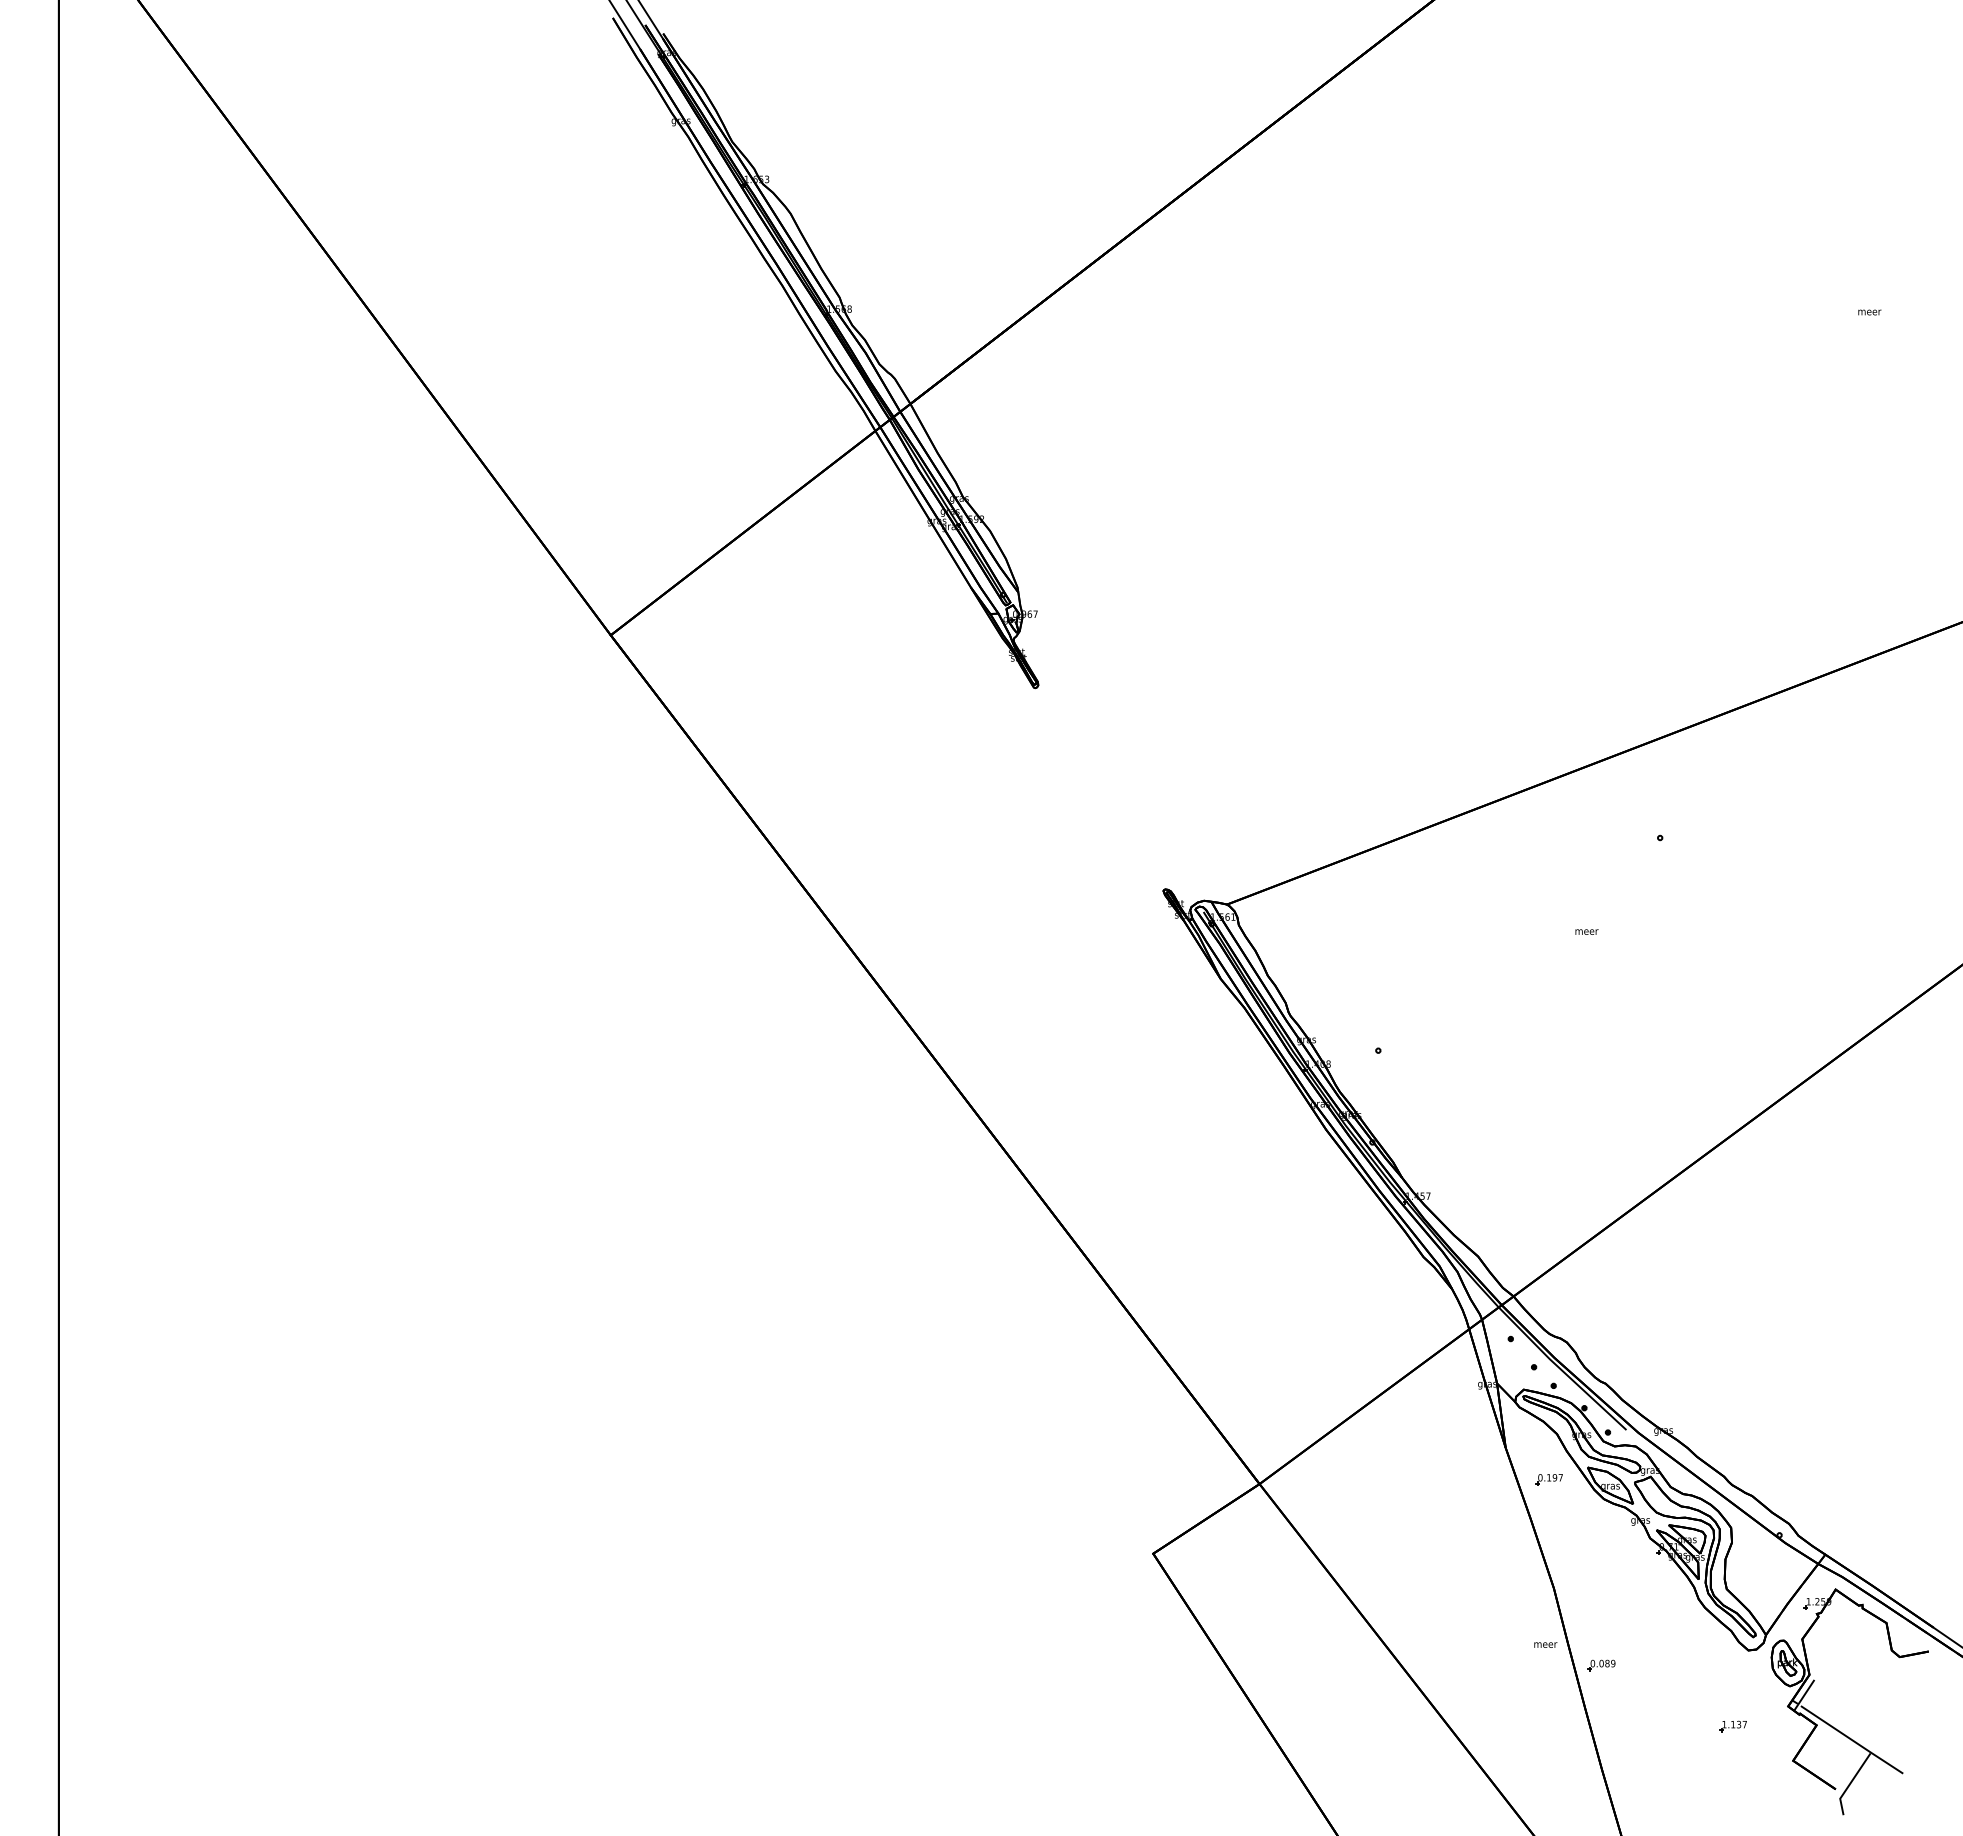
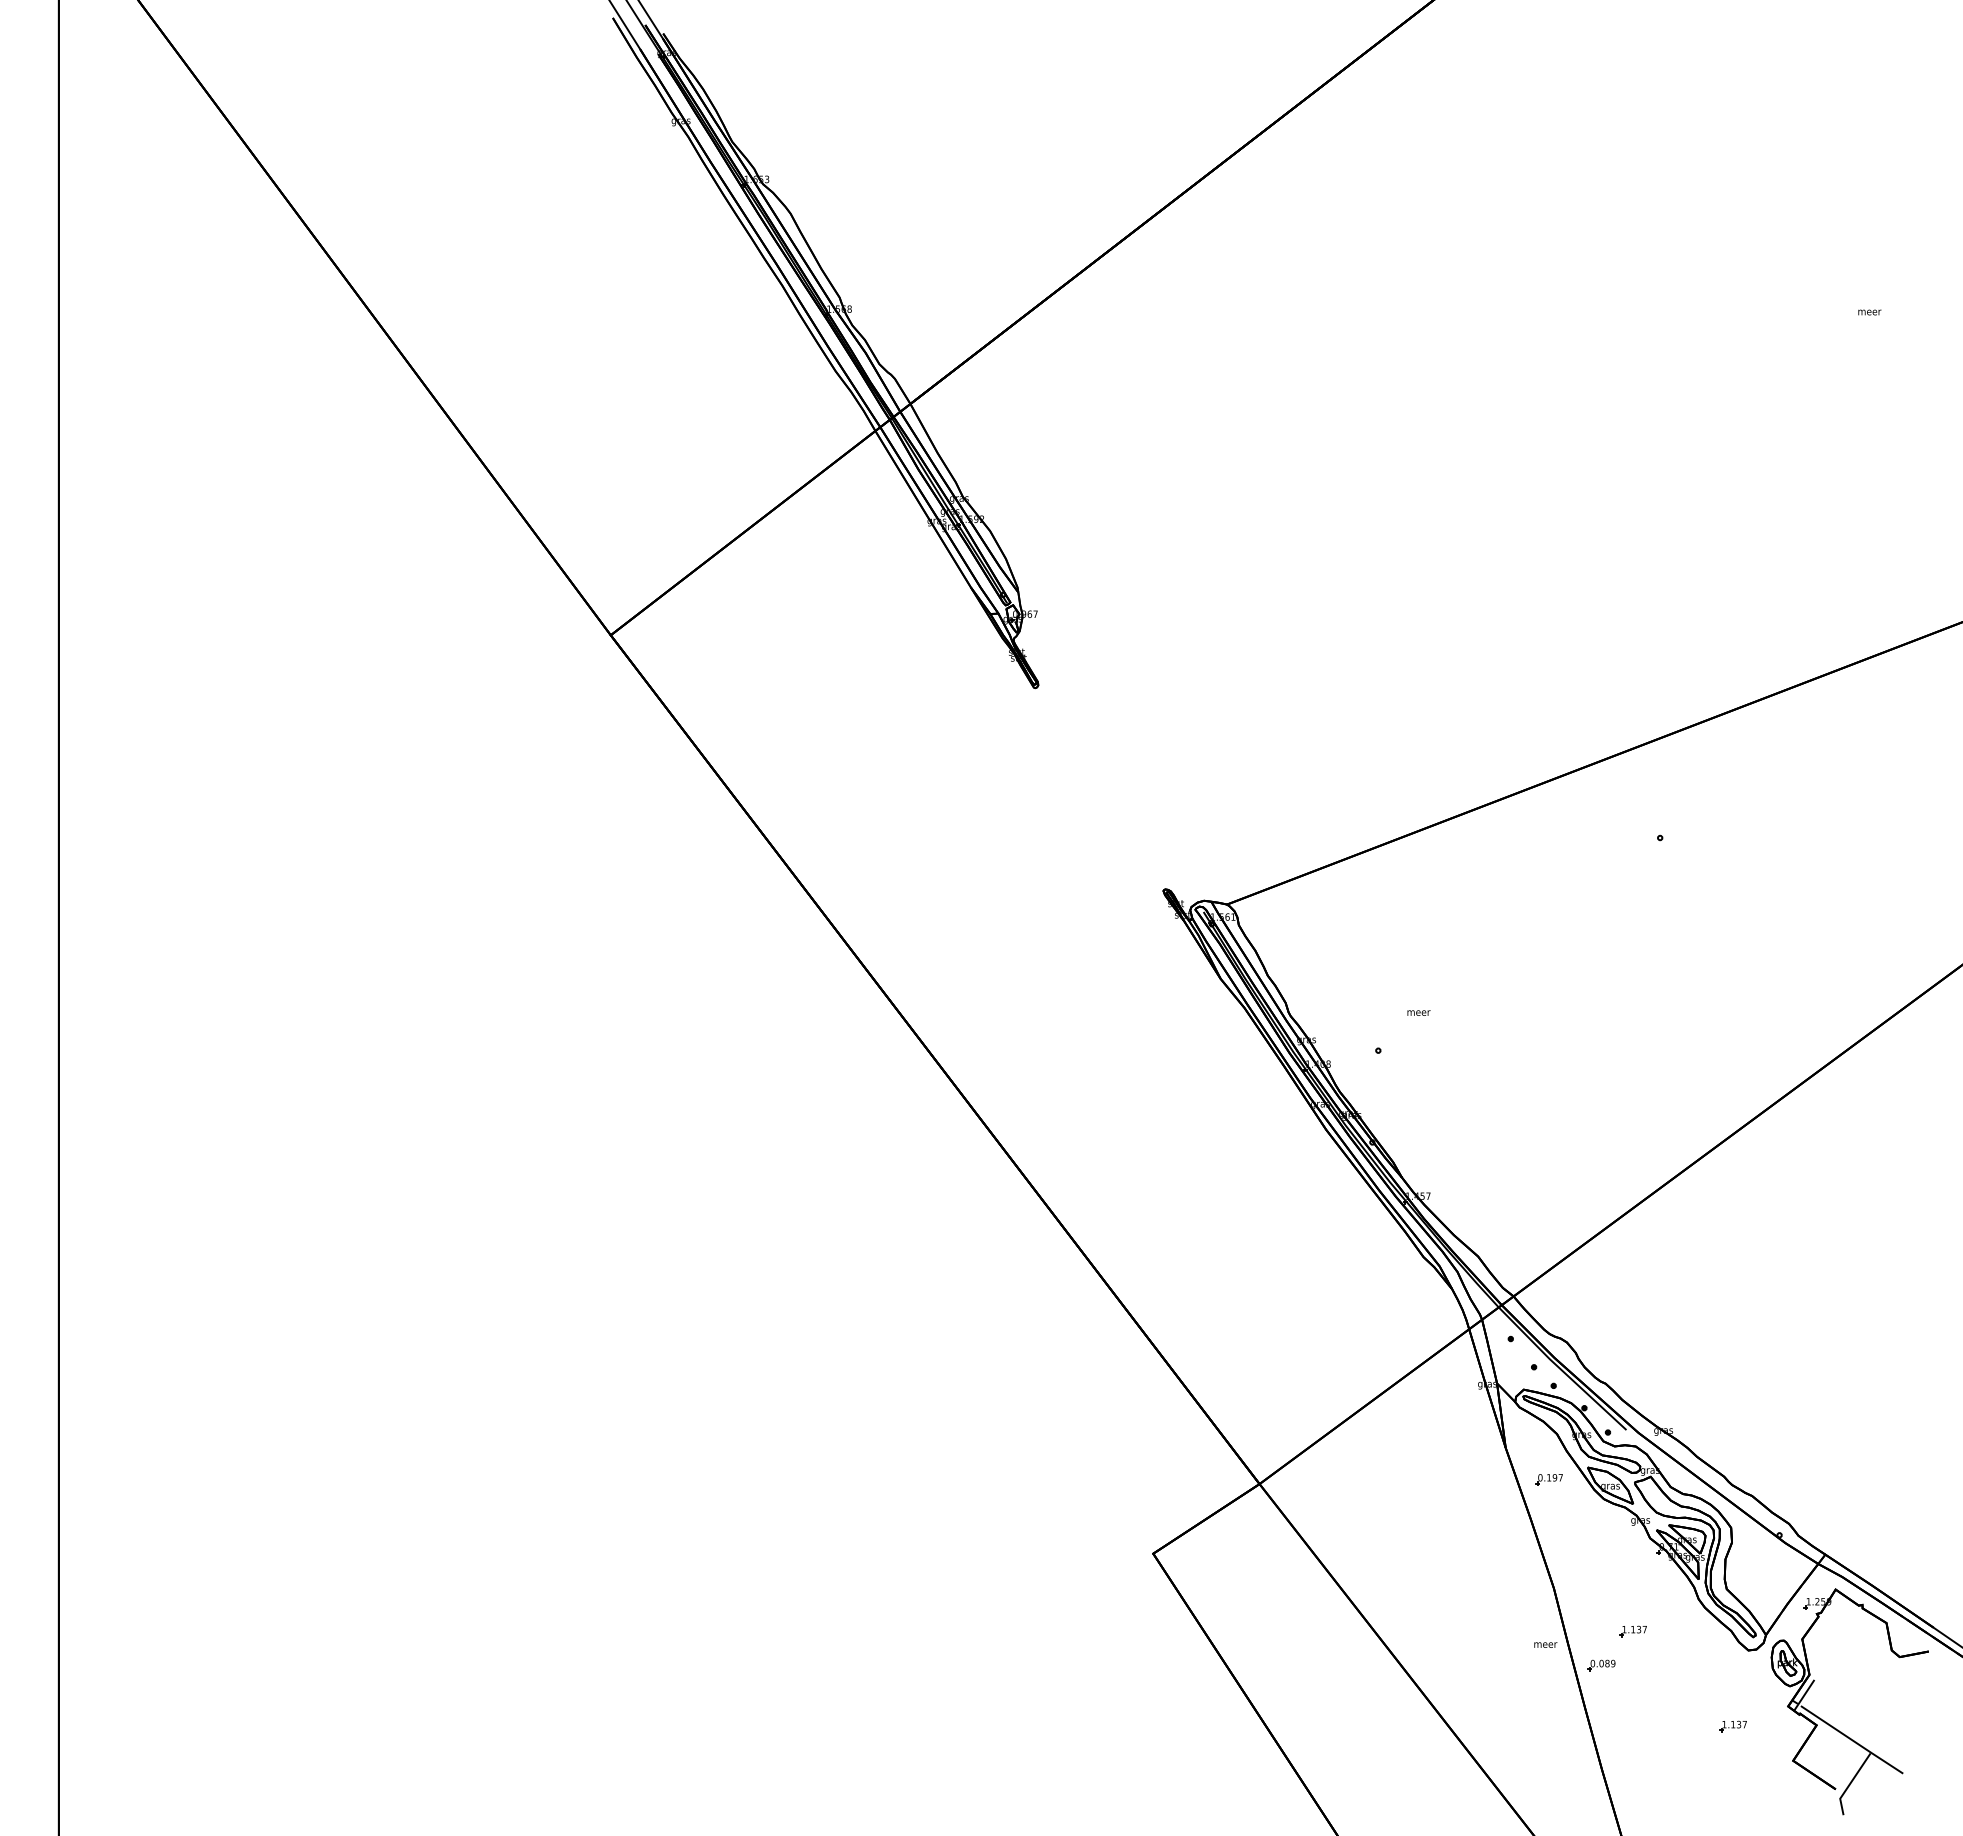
text position: (1586, 931) -> (1418, 1012) (1418, 1012)
part: none -> present (1632, 1631)
